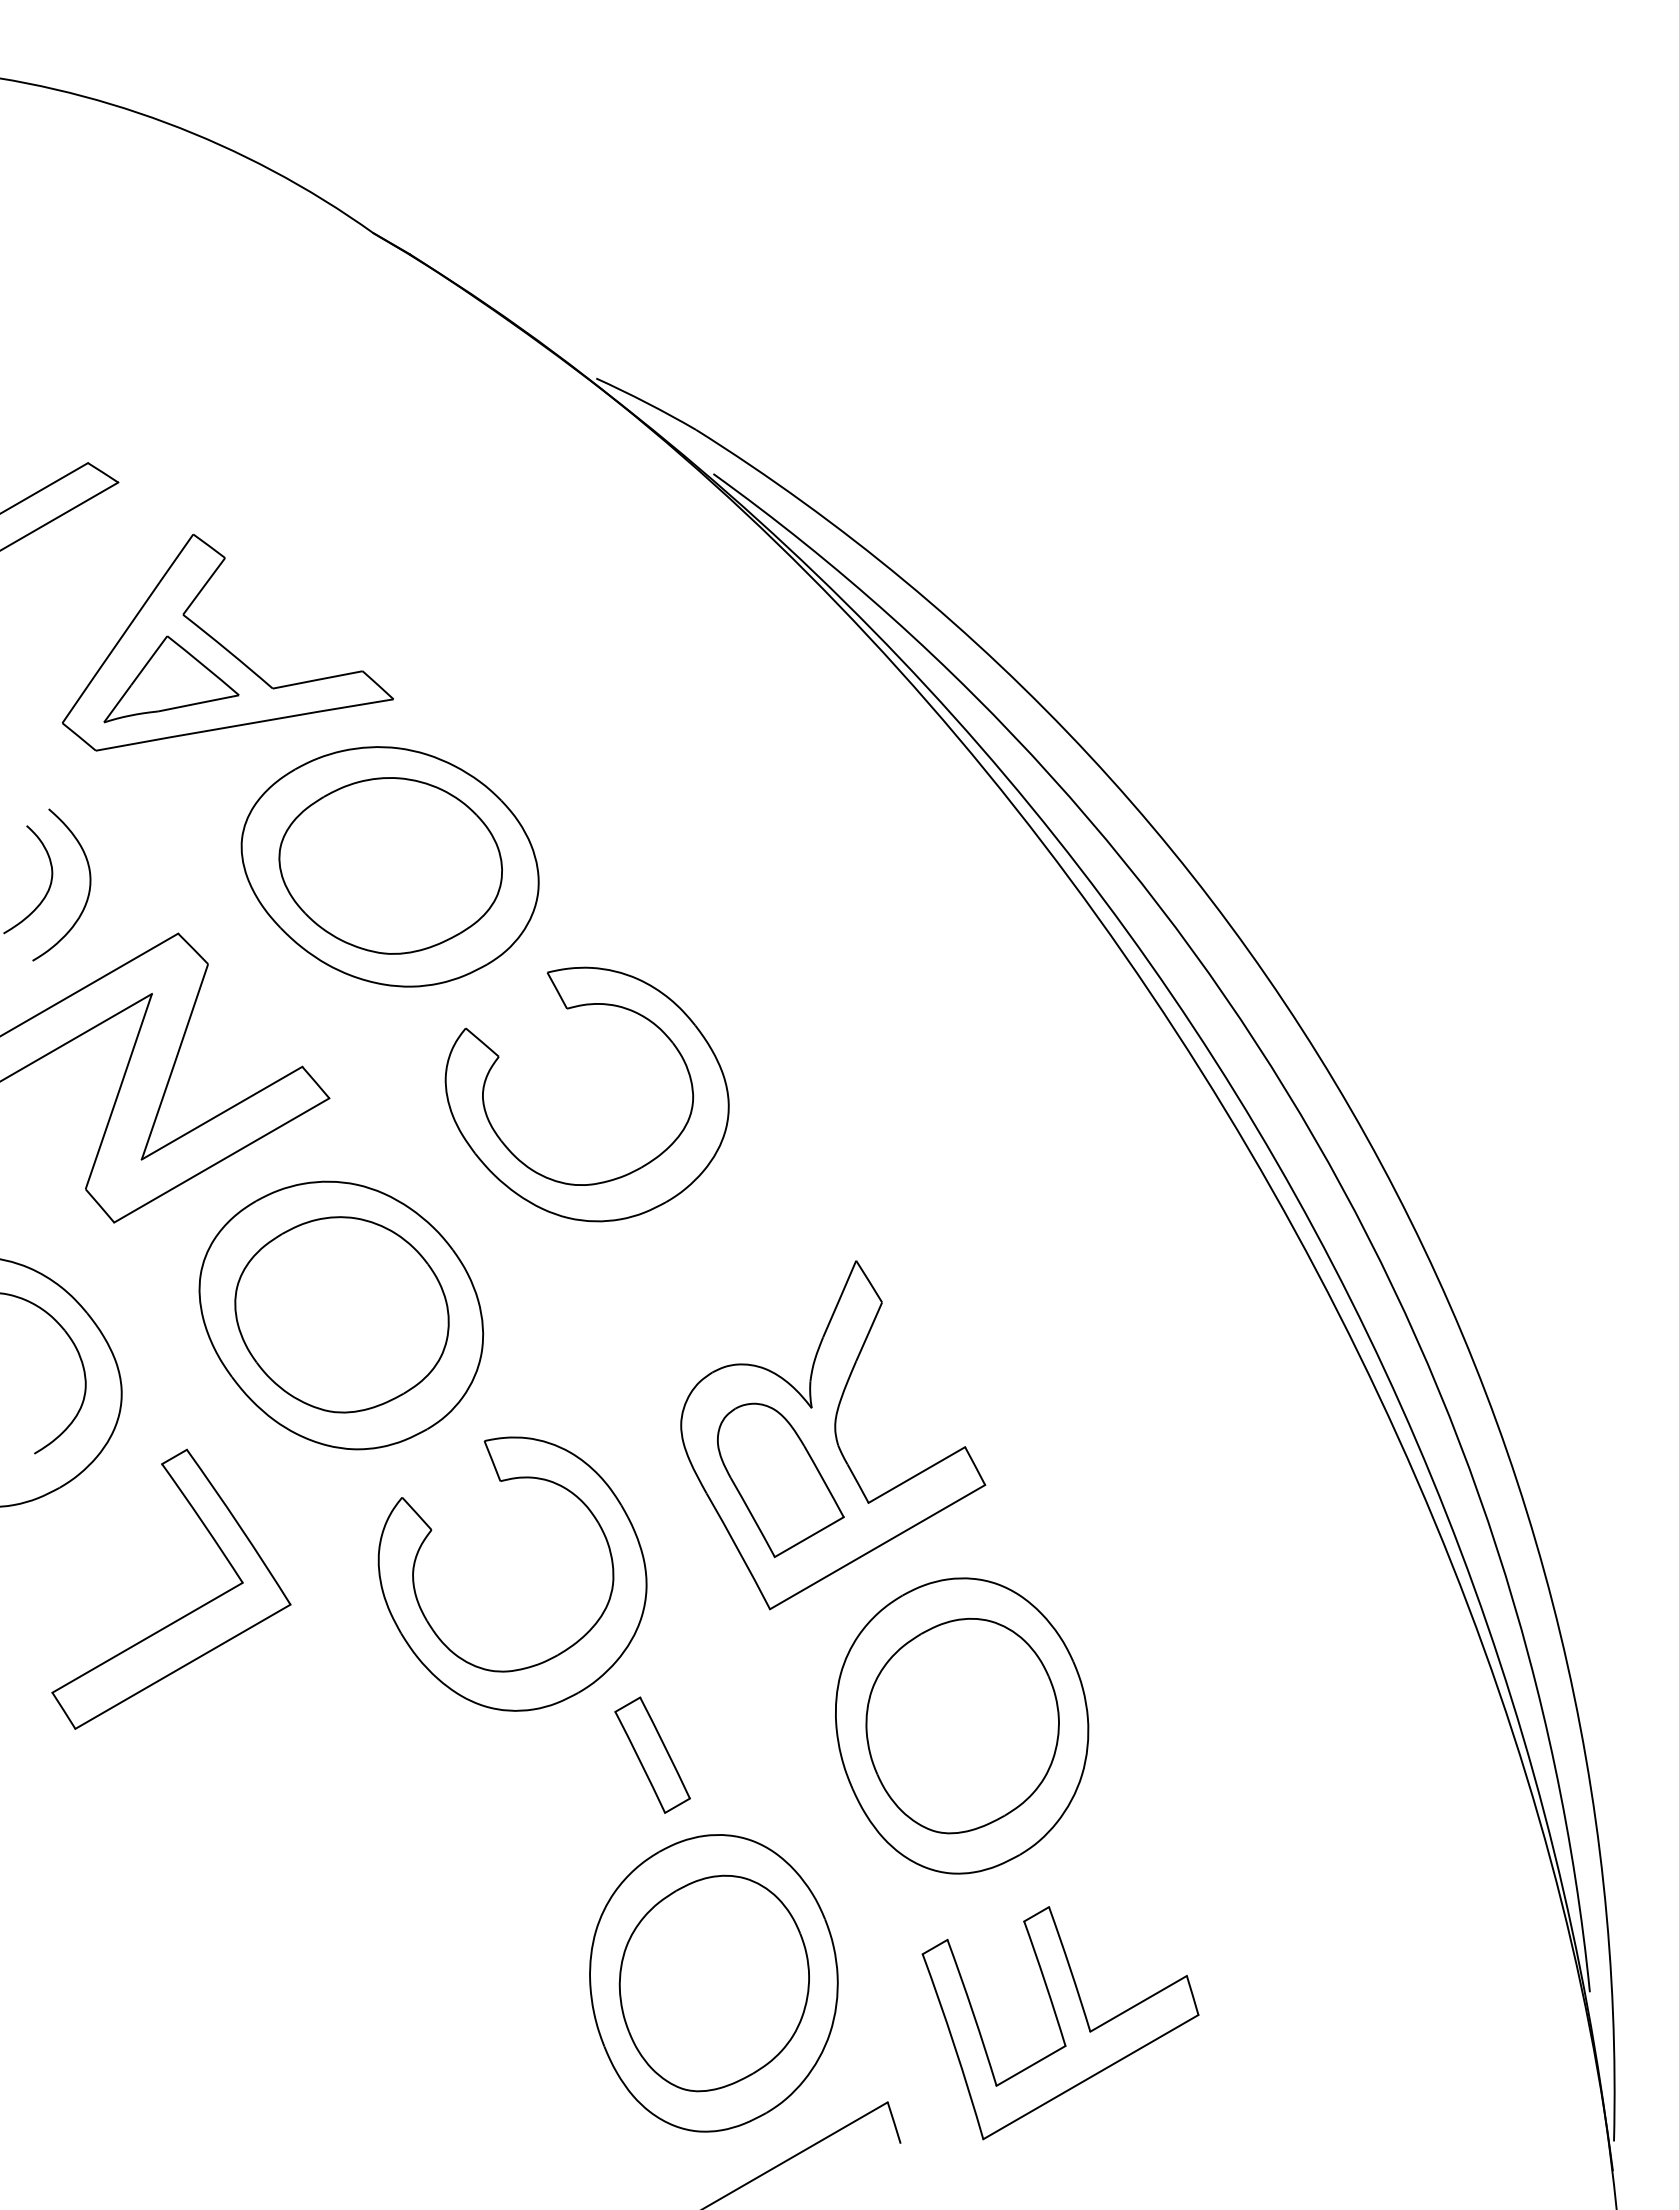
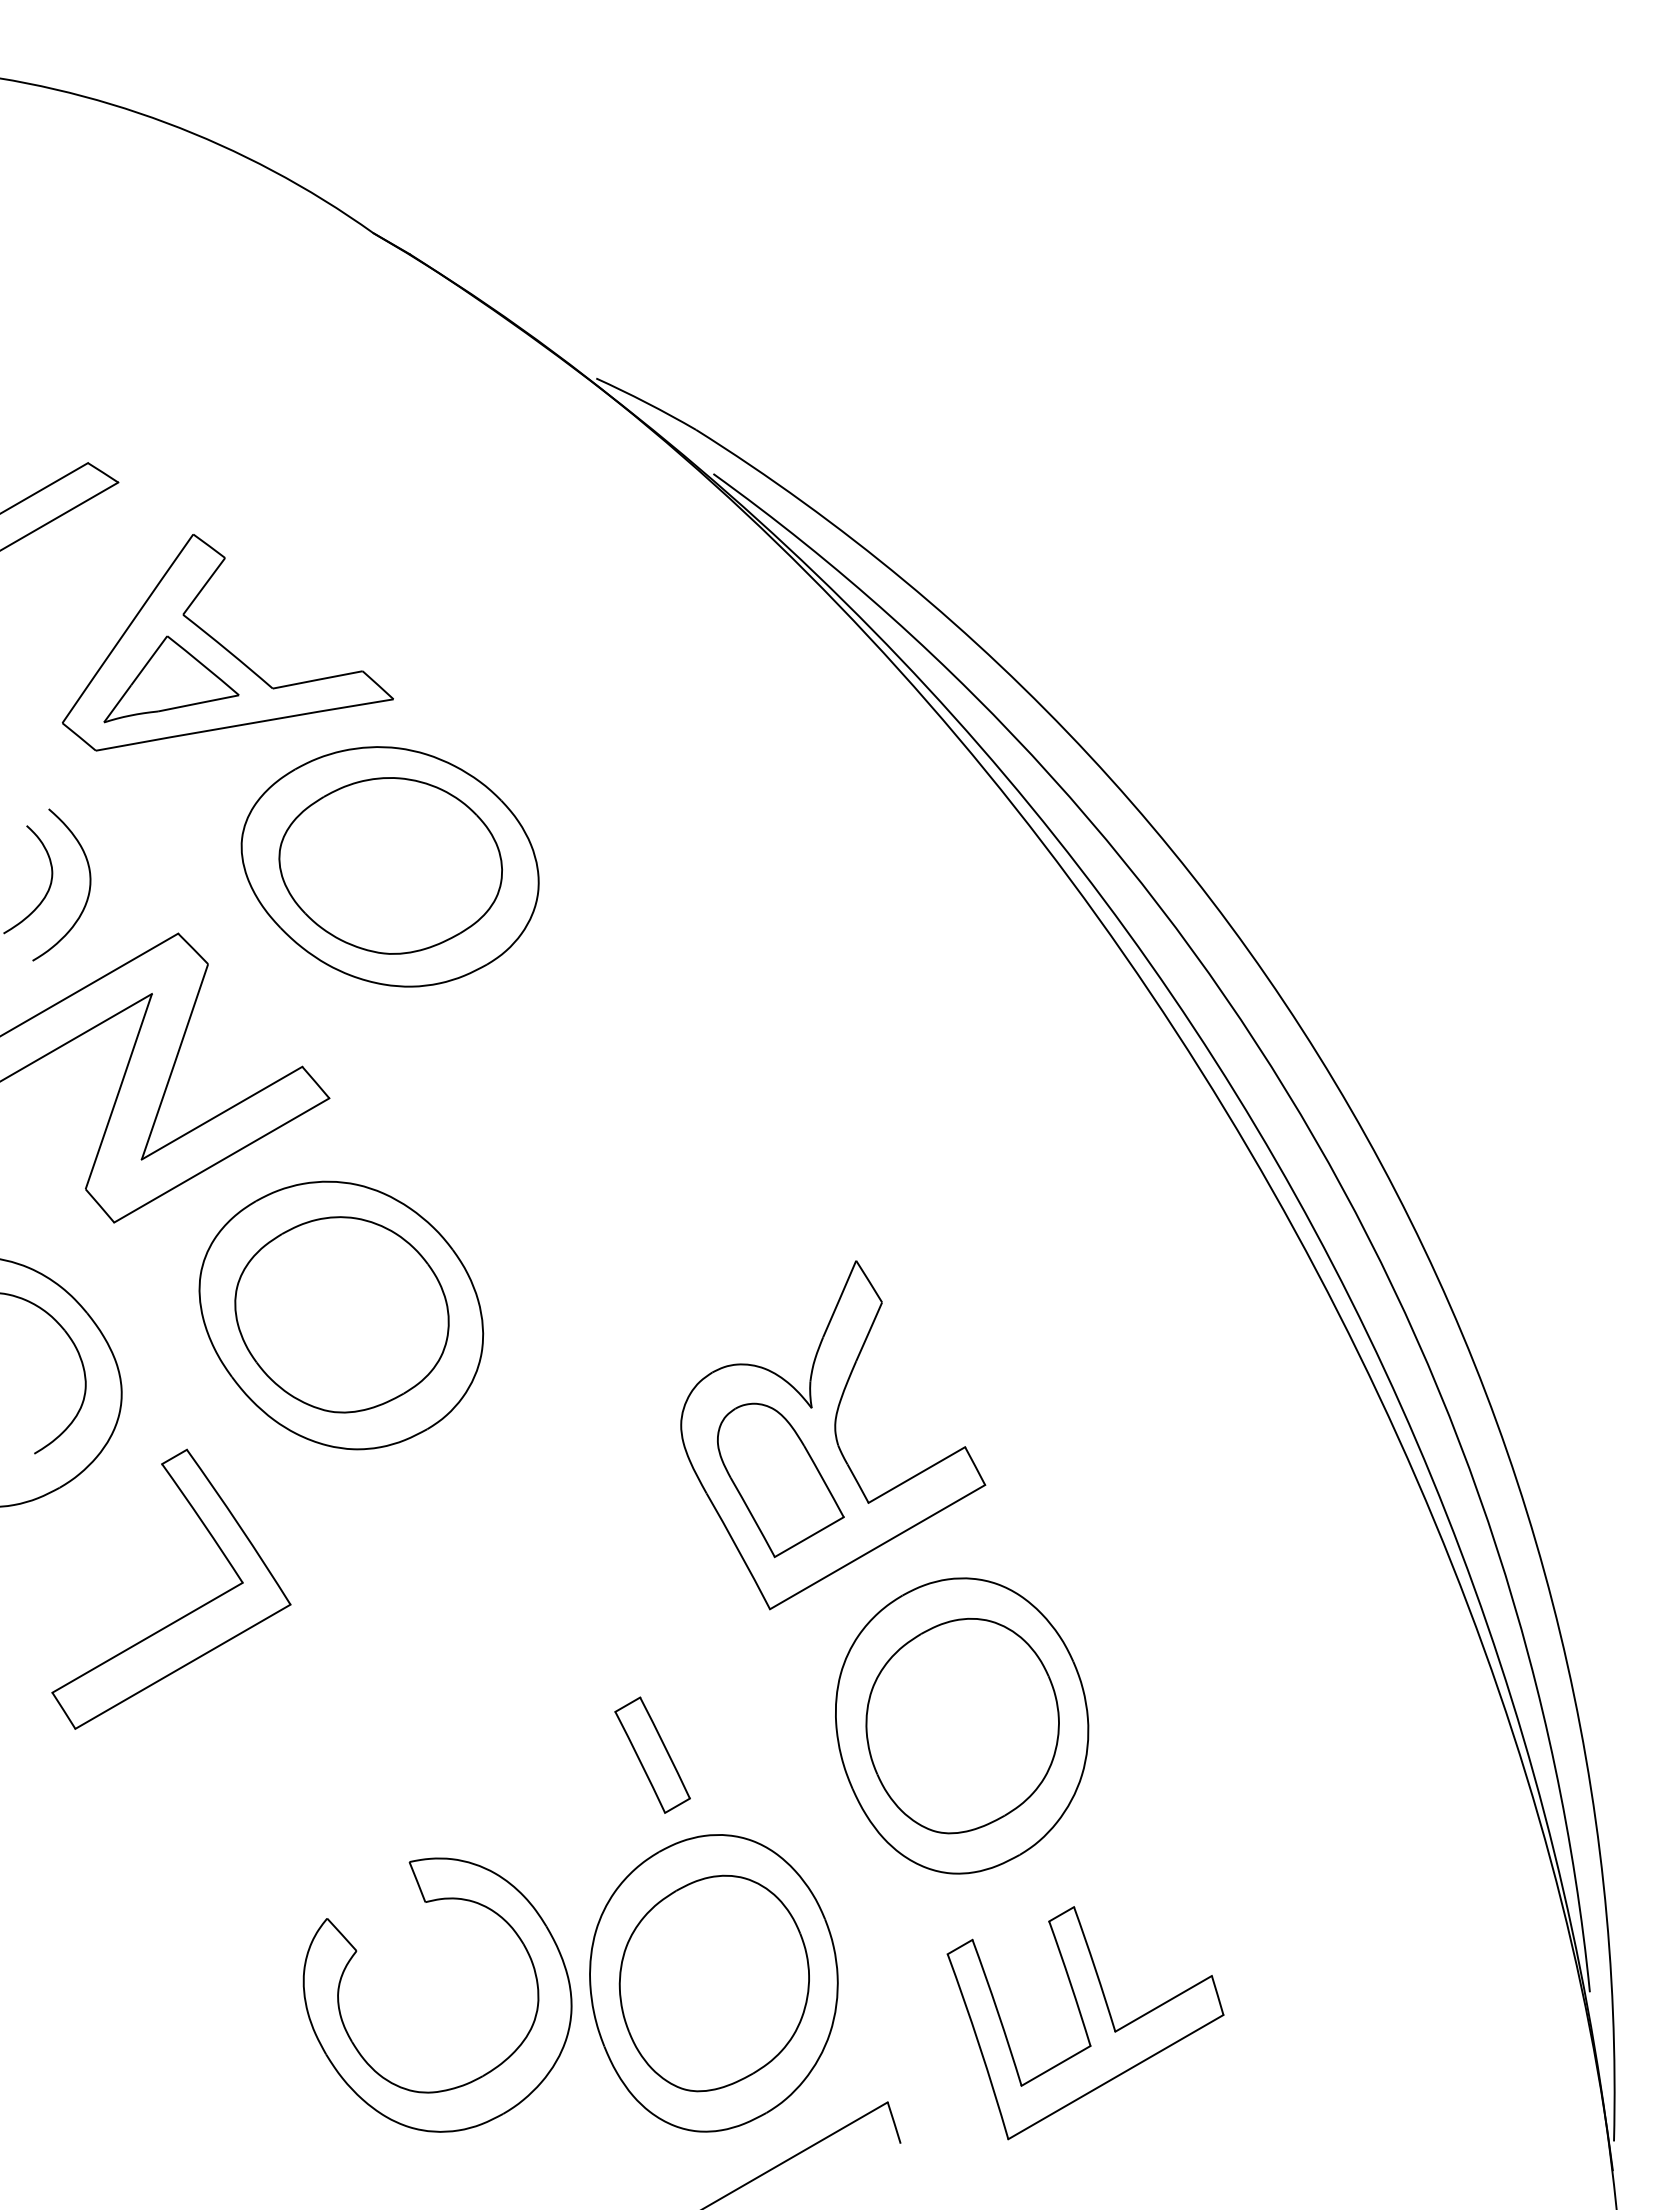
part: present -> none (568, 1009)
part position: (432, 1530) -> (357, 1951) (357, 1951)
part position: (1060, 2023) -> (1085, 2023) (1085, 2023)
